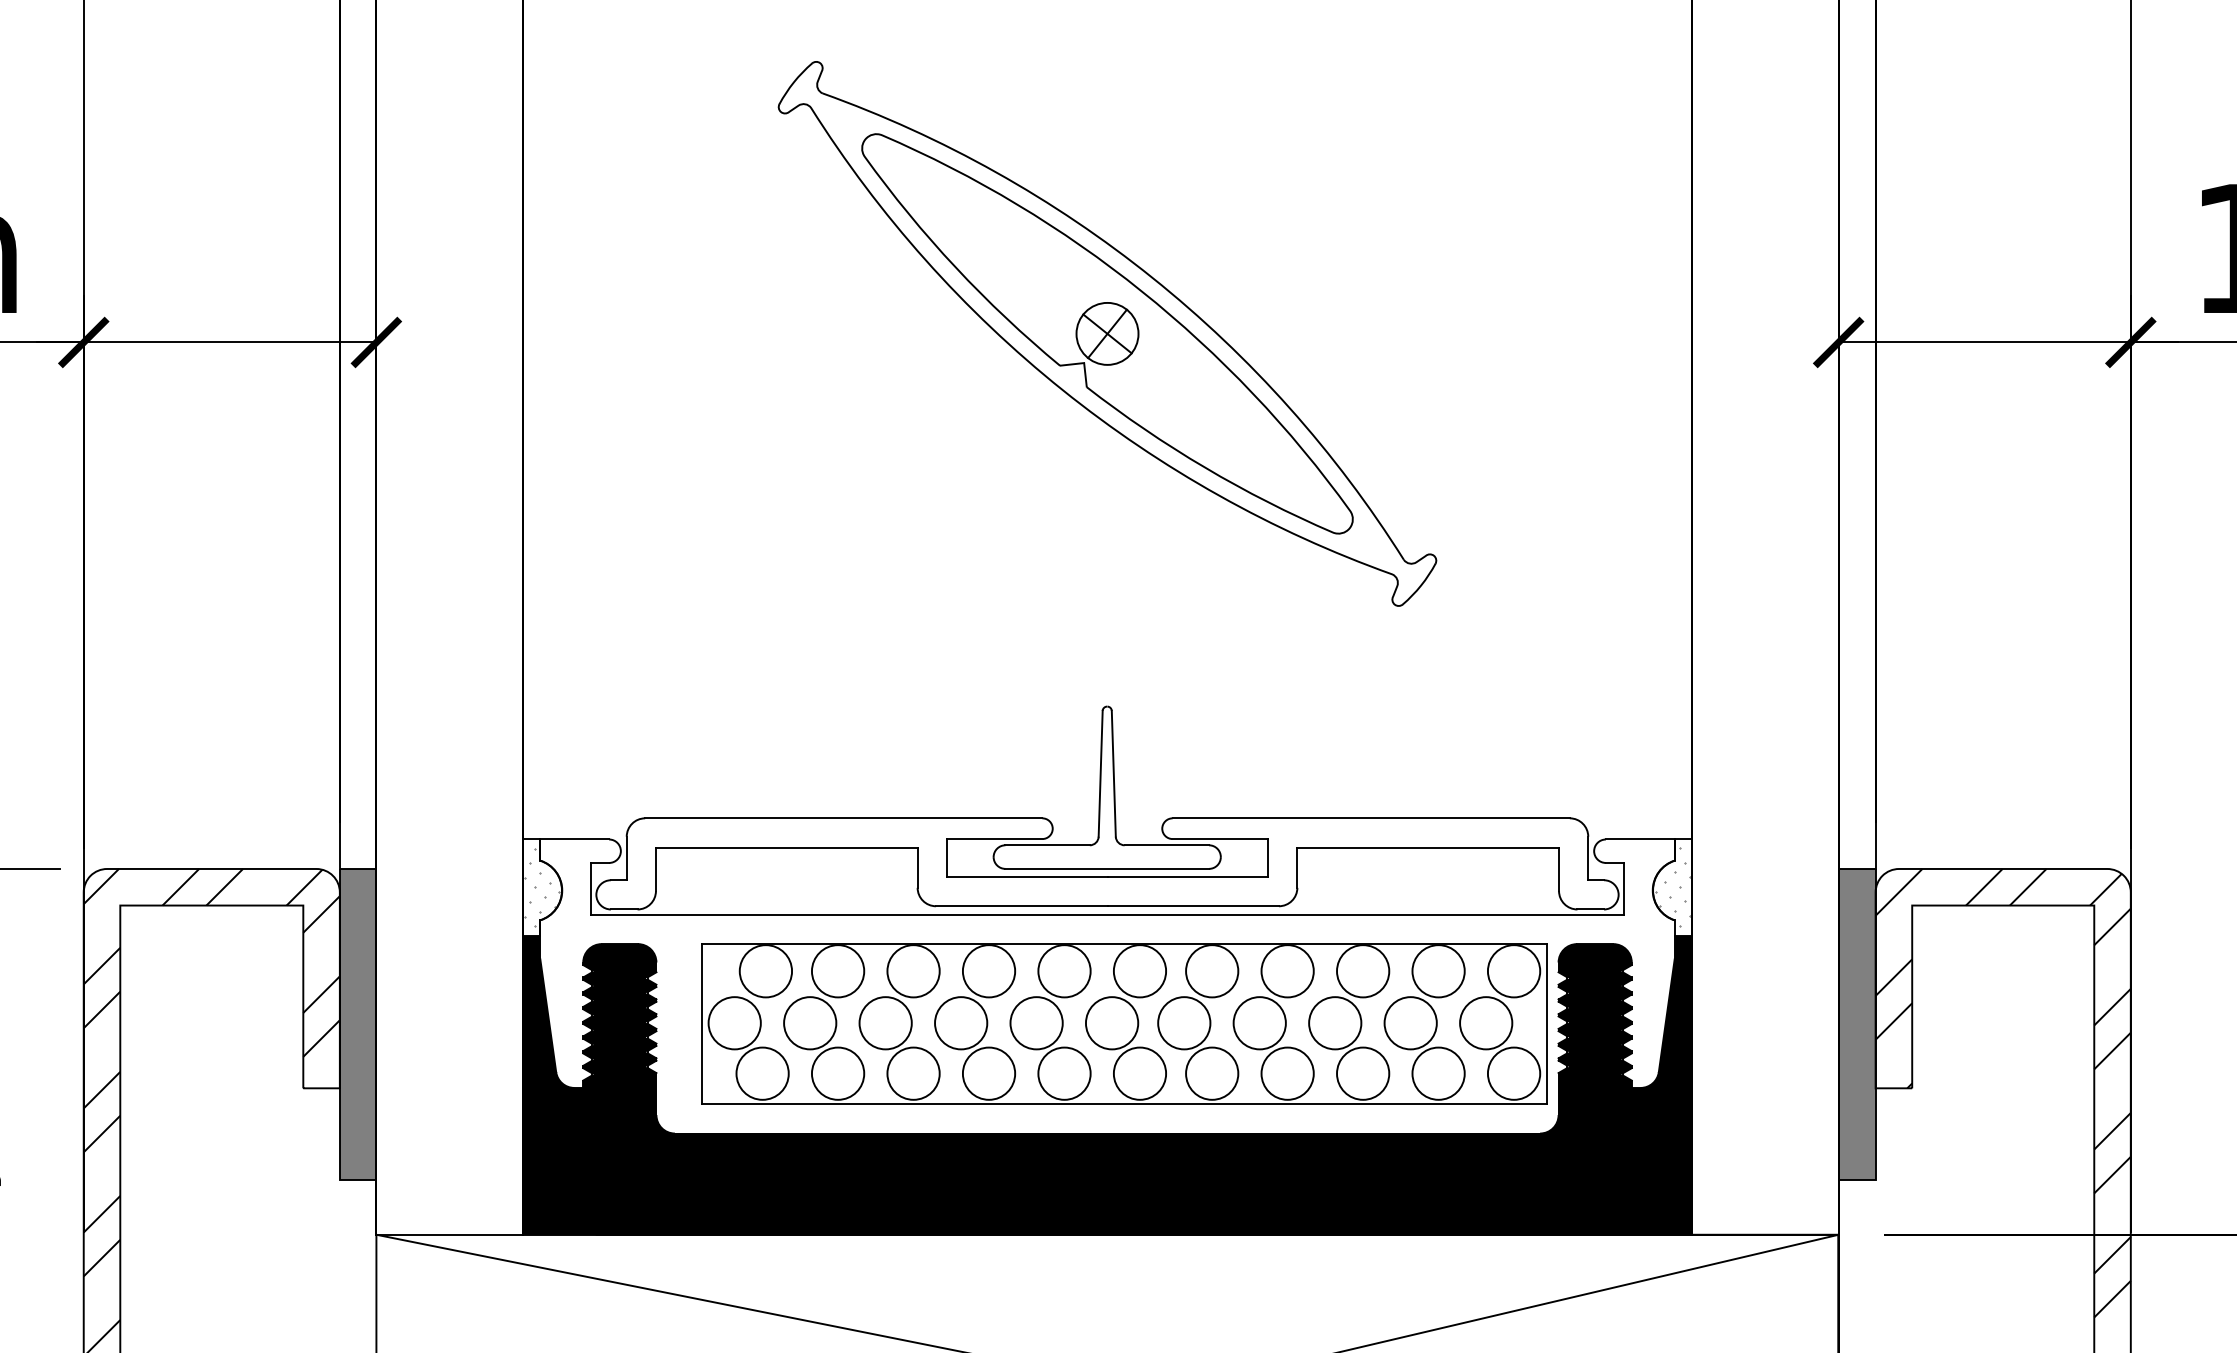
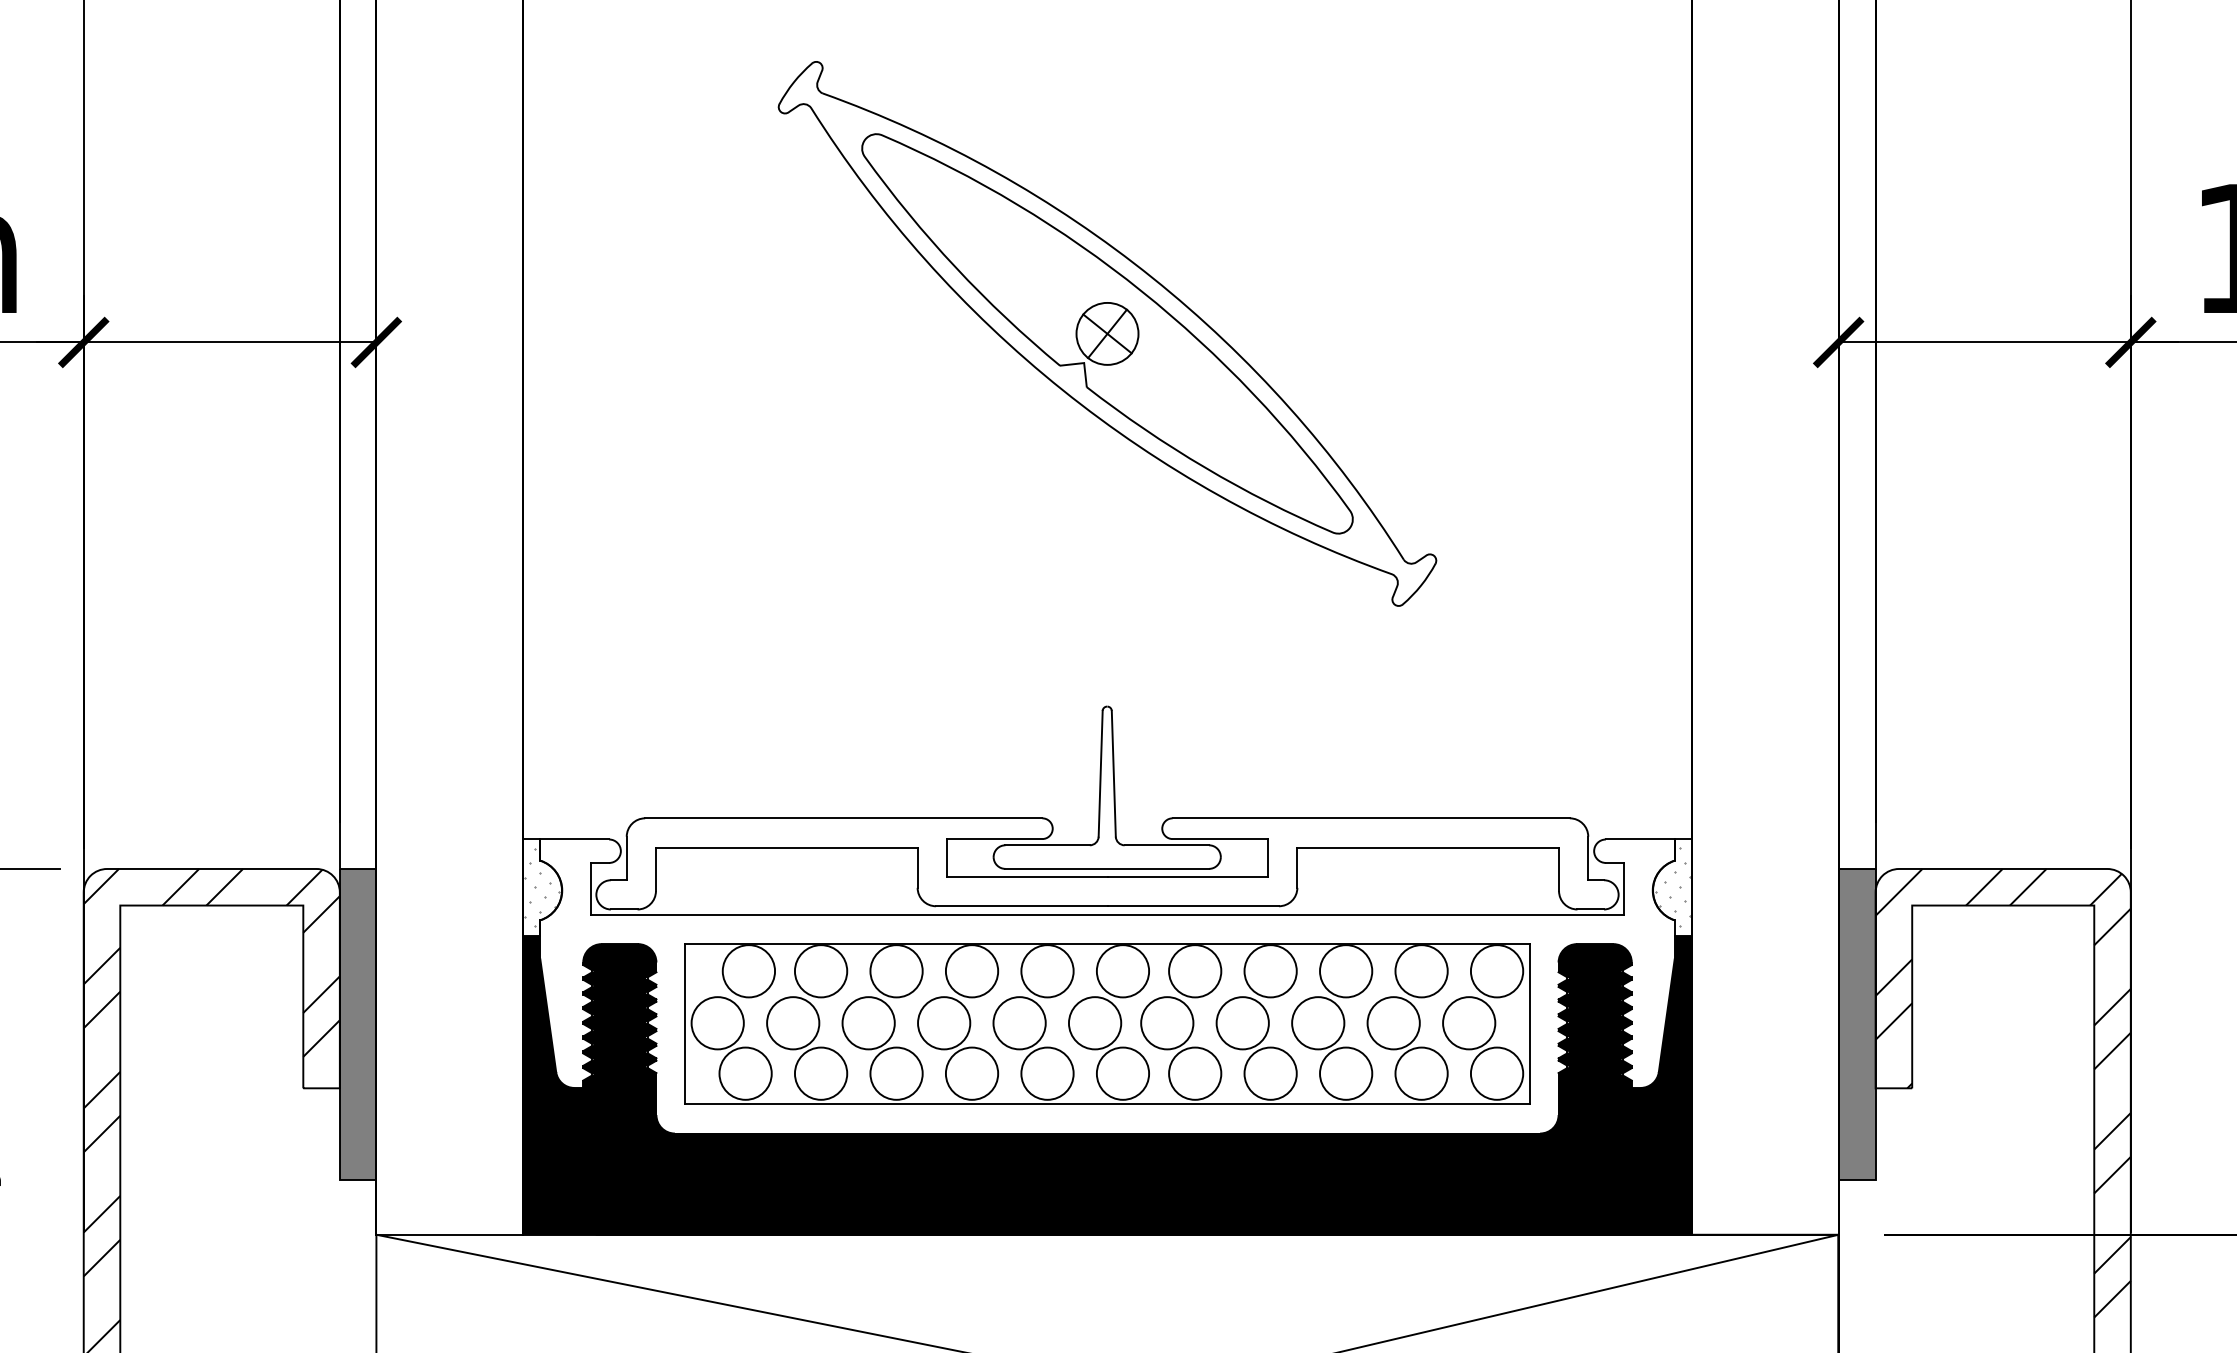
part position: (1124, 1023) -> (1107, 1023) (1107, 1023)
